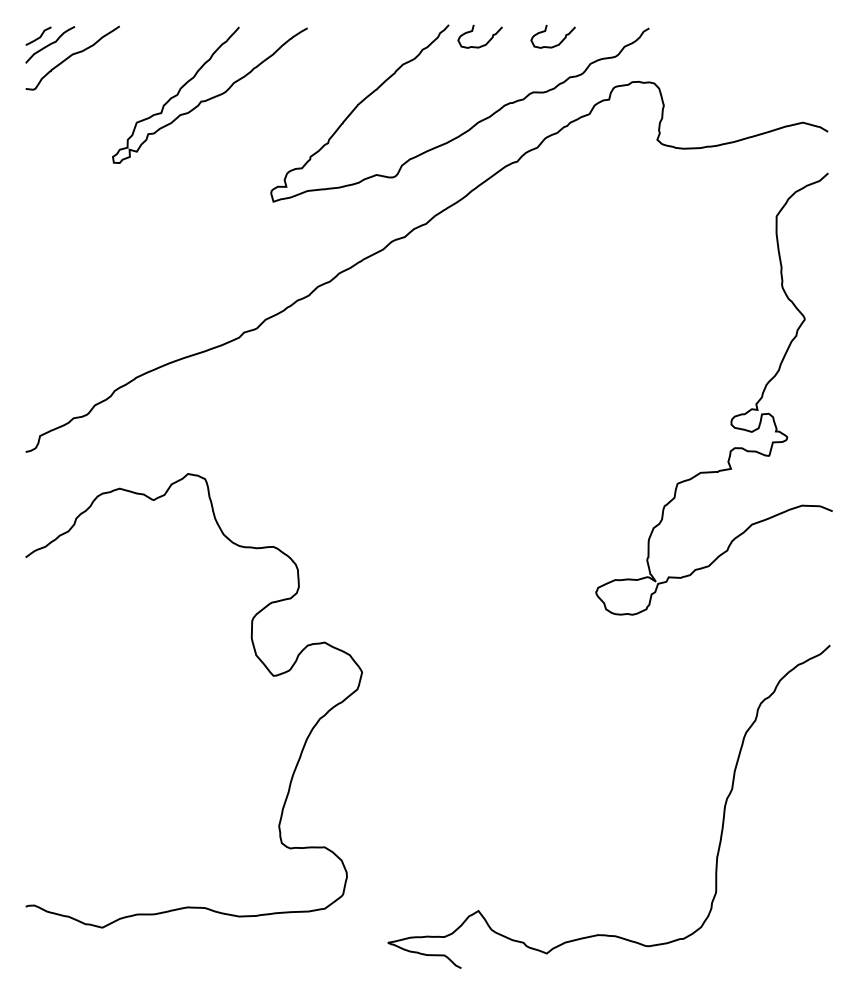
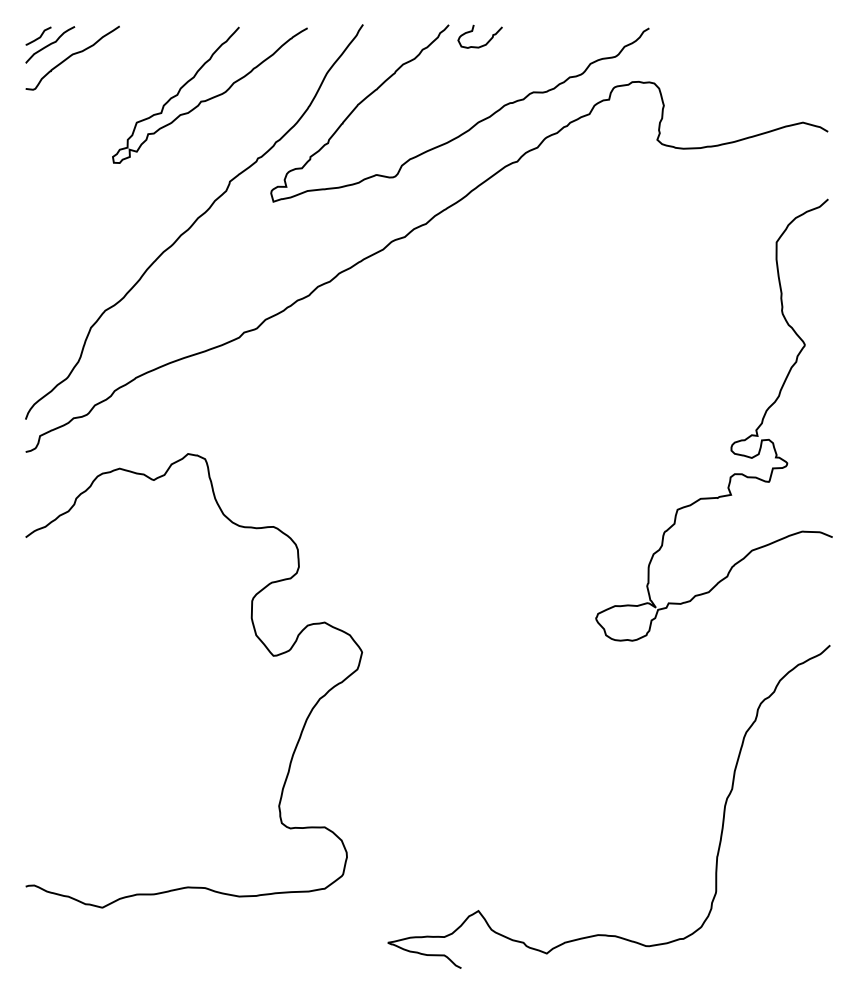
curve: present -> none (546, 30)
curve: none -> present (194, 221)
curve position: (734, 415) -> (734, 441) (734, 441)
curve position: (256, 657) -> (256, 637) (256, 637)
